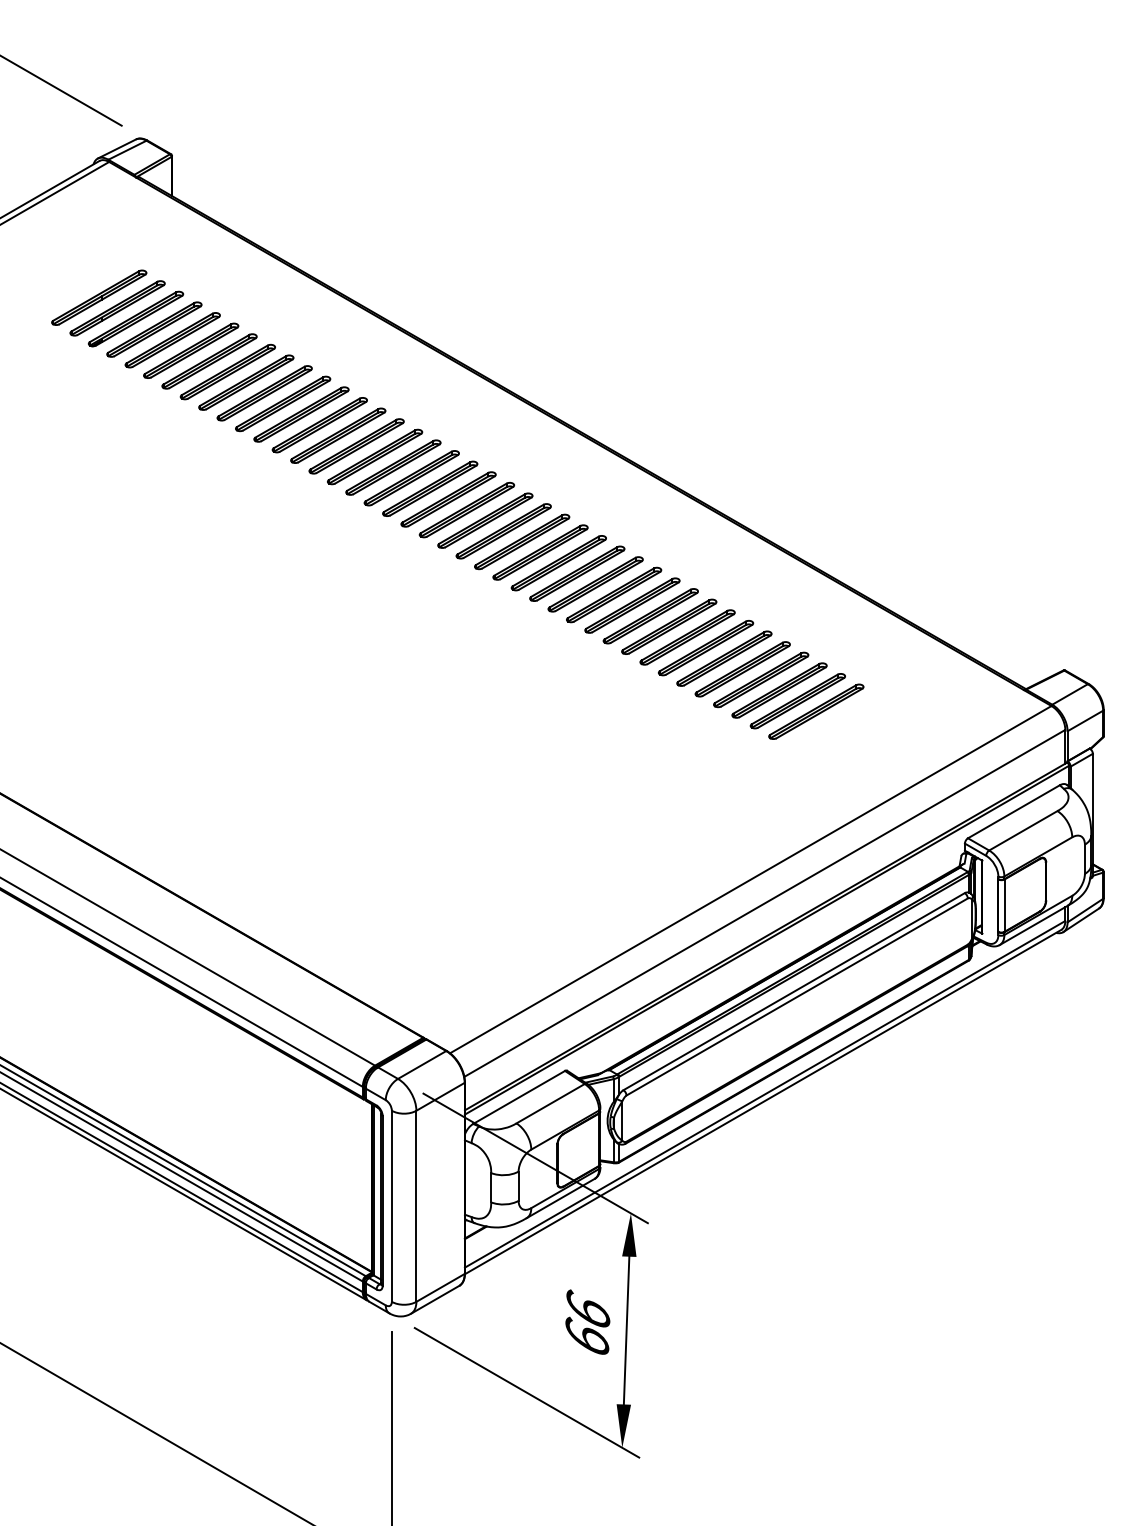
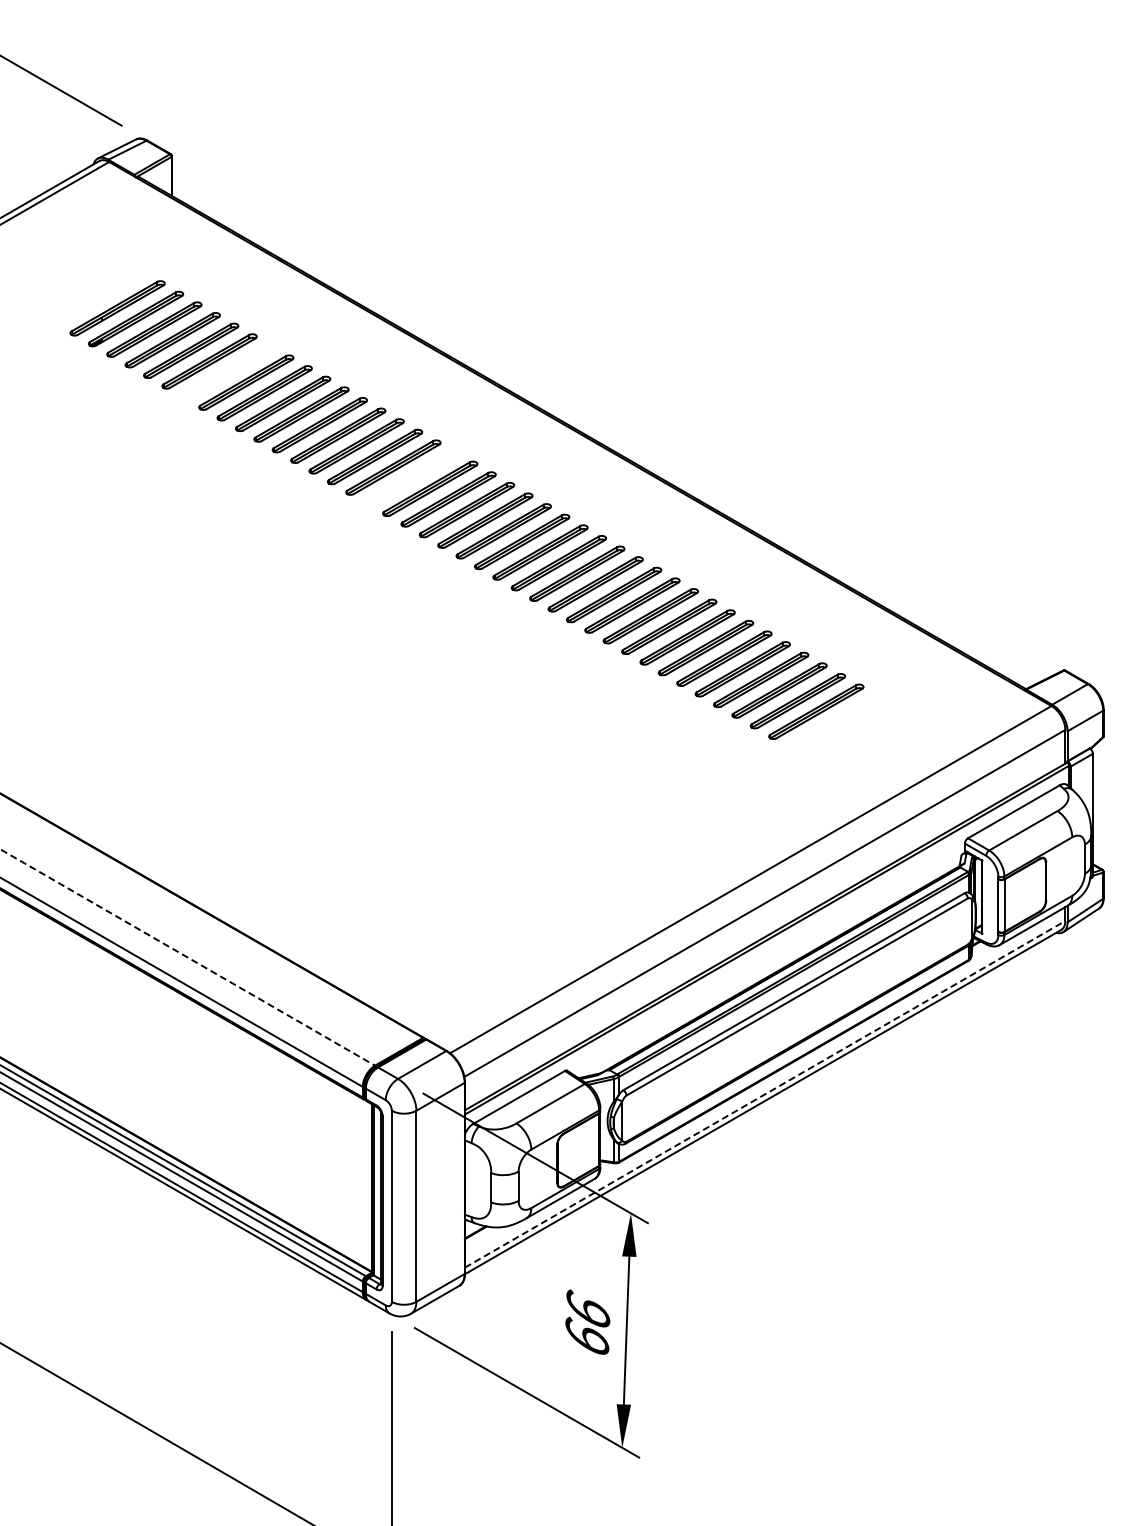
part: present -> none (99, 297)
part: present -> none (227, 372)
part: present -> none (411, 478)
line: solid -> dashed (188, 957)
line: solid -> dashed (765, 1094)
